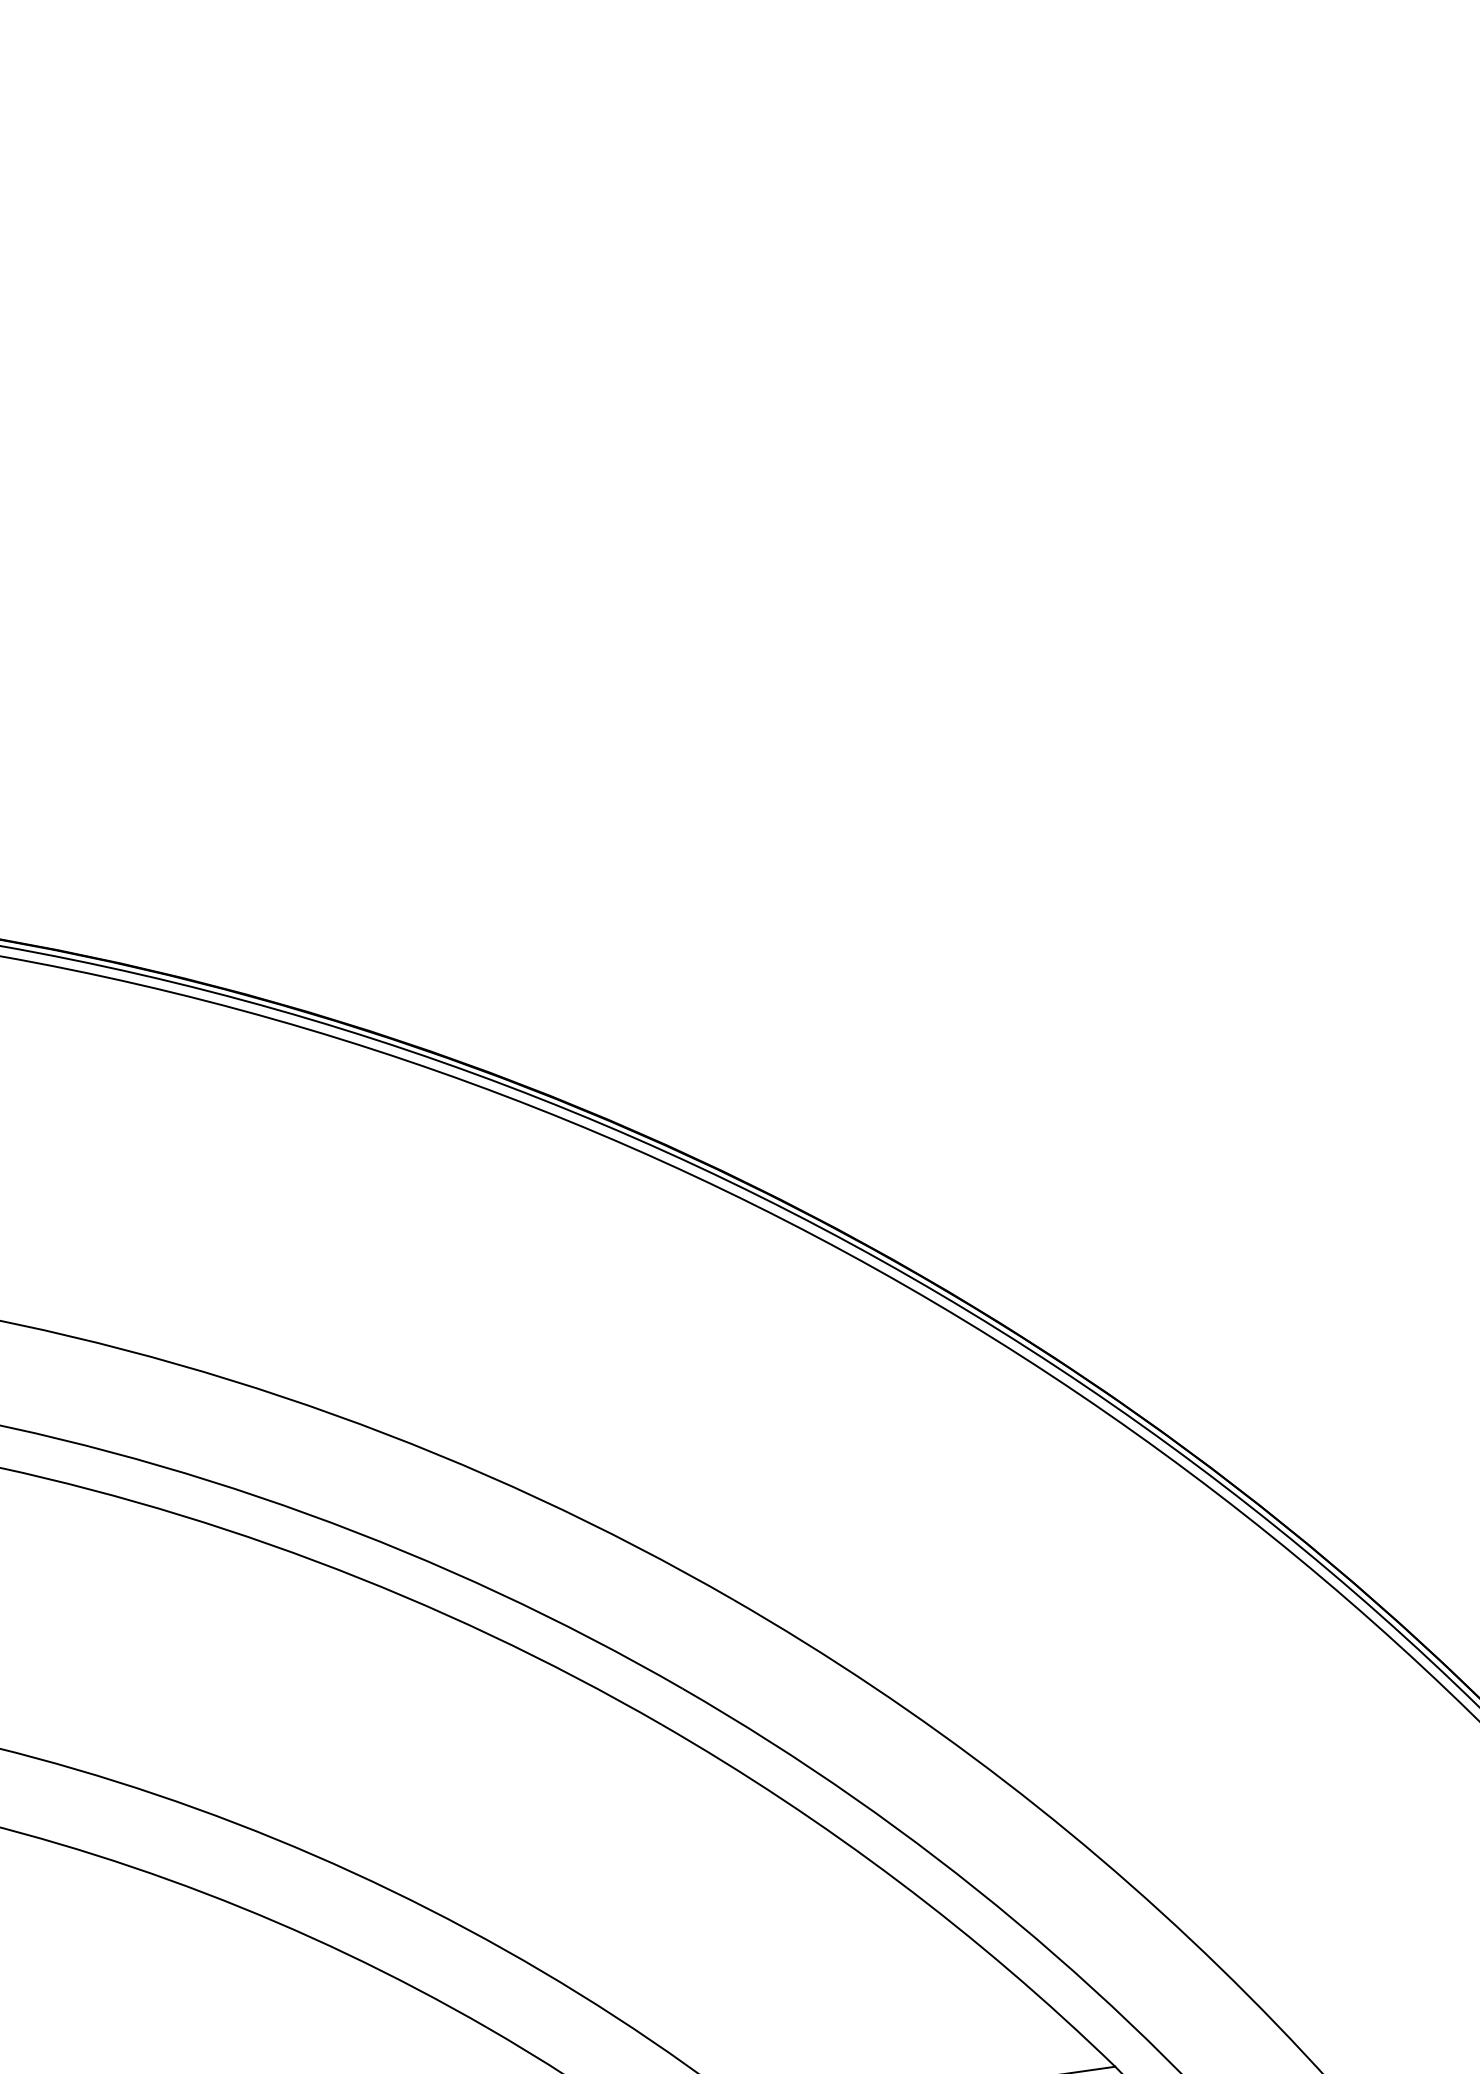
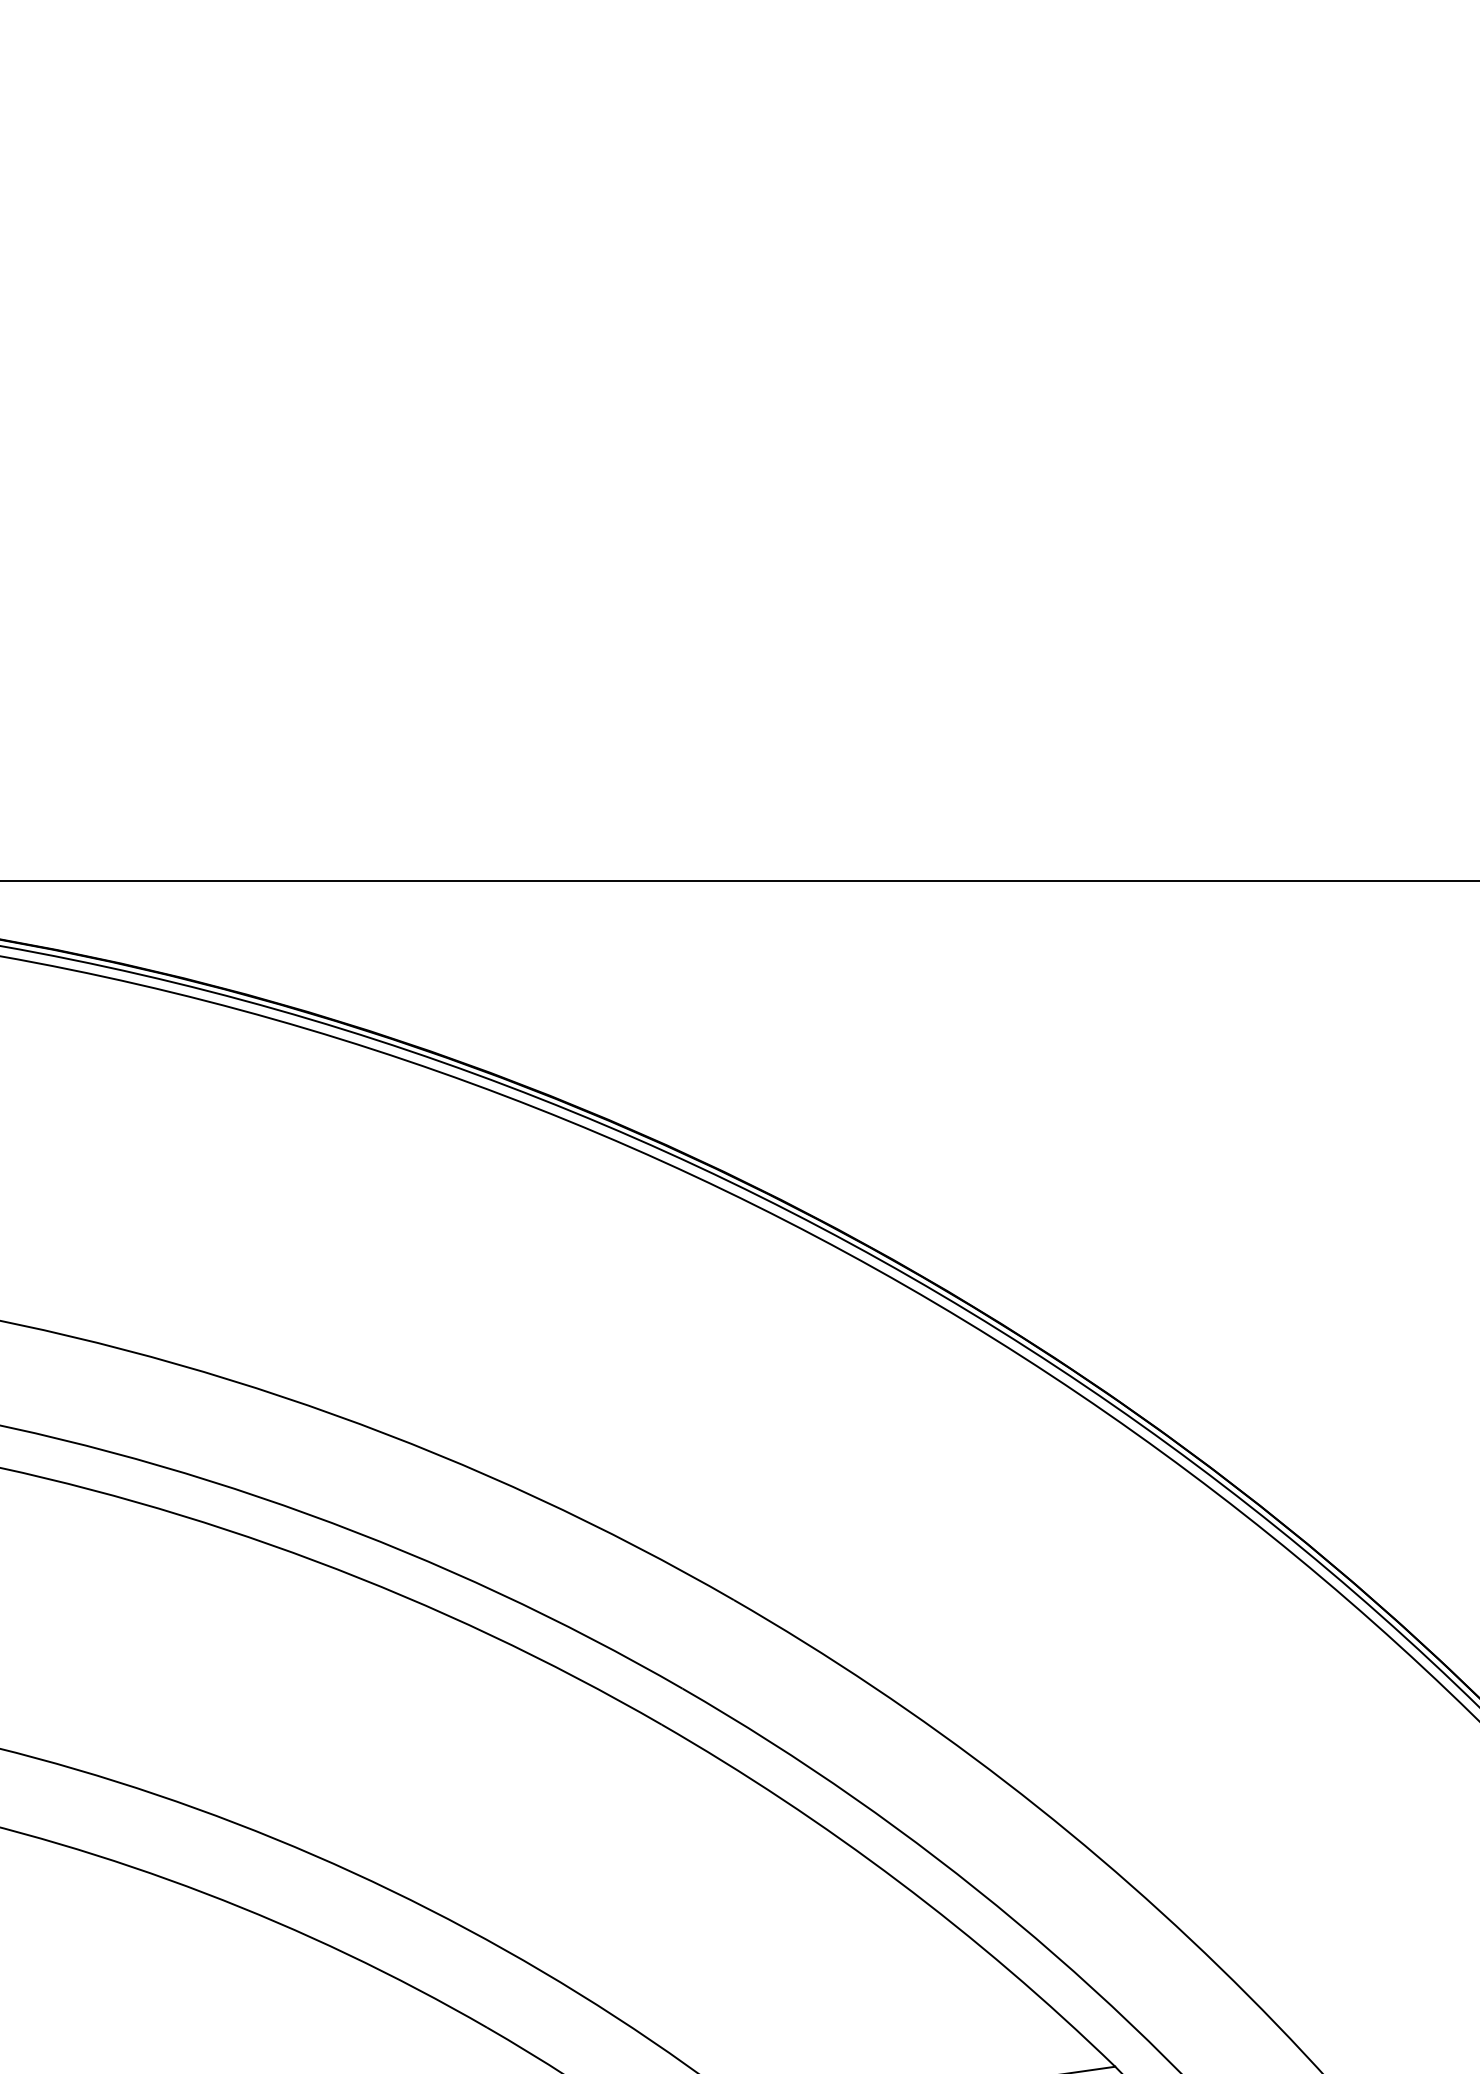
line: none -> present (739, 881)
